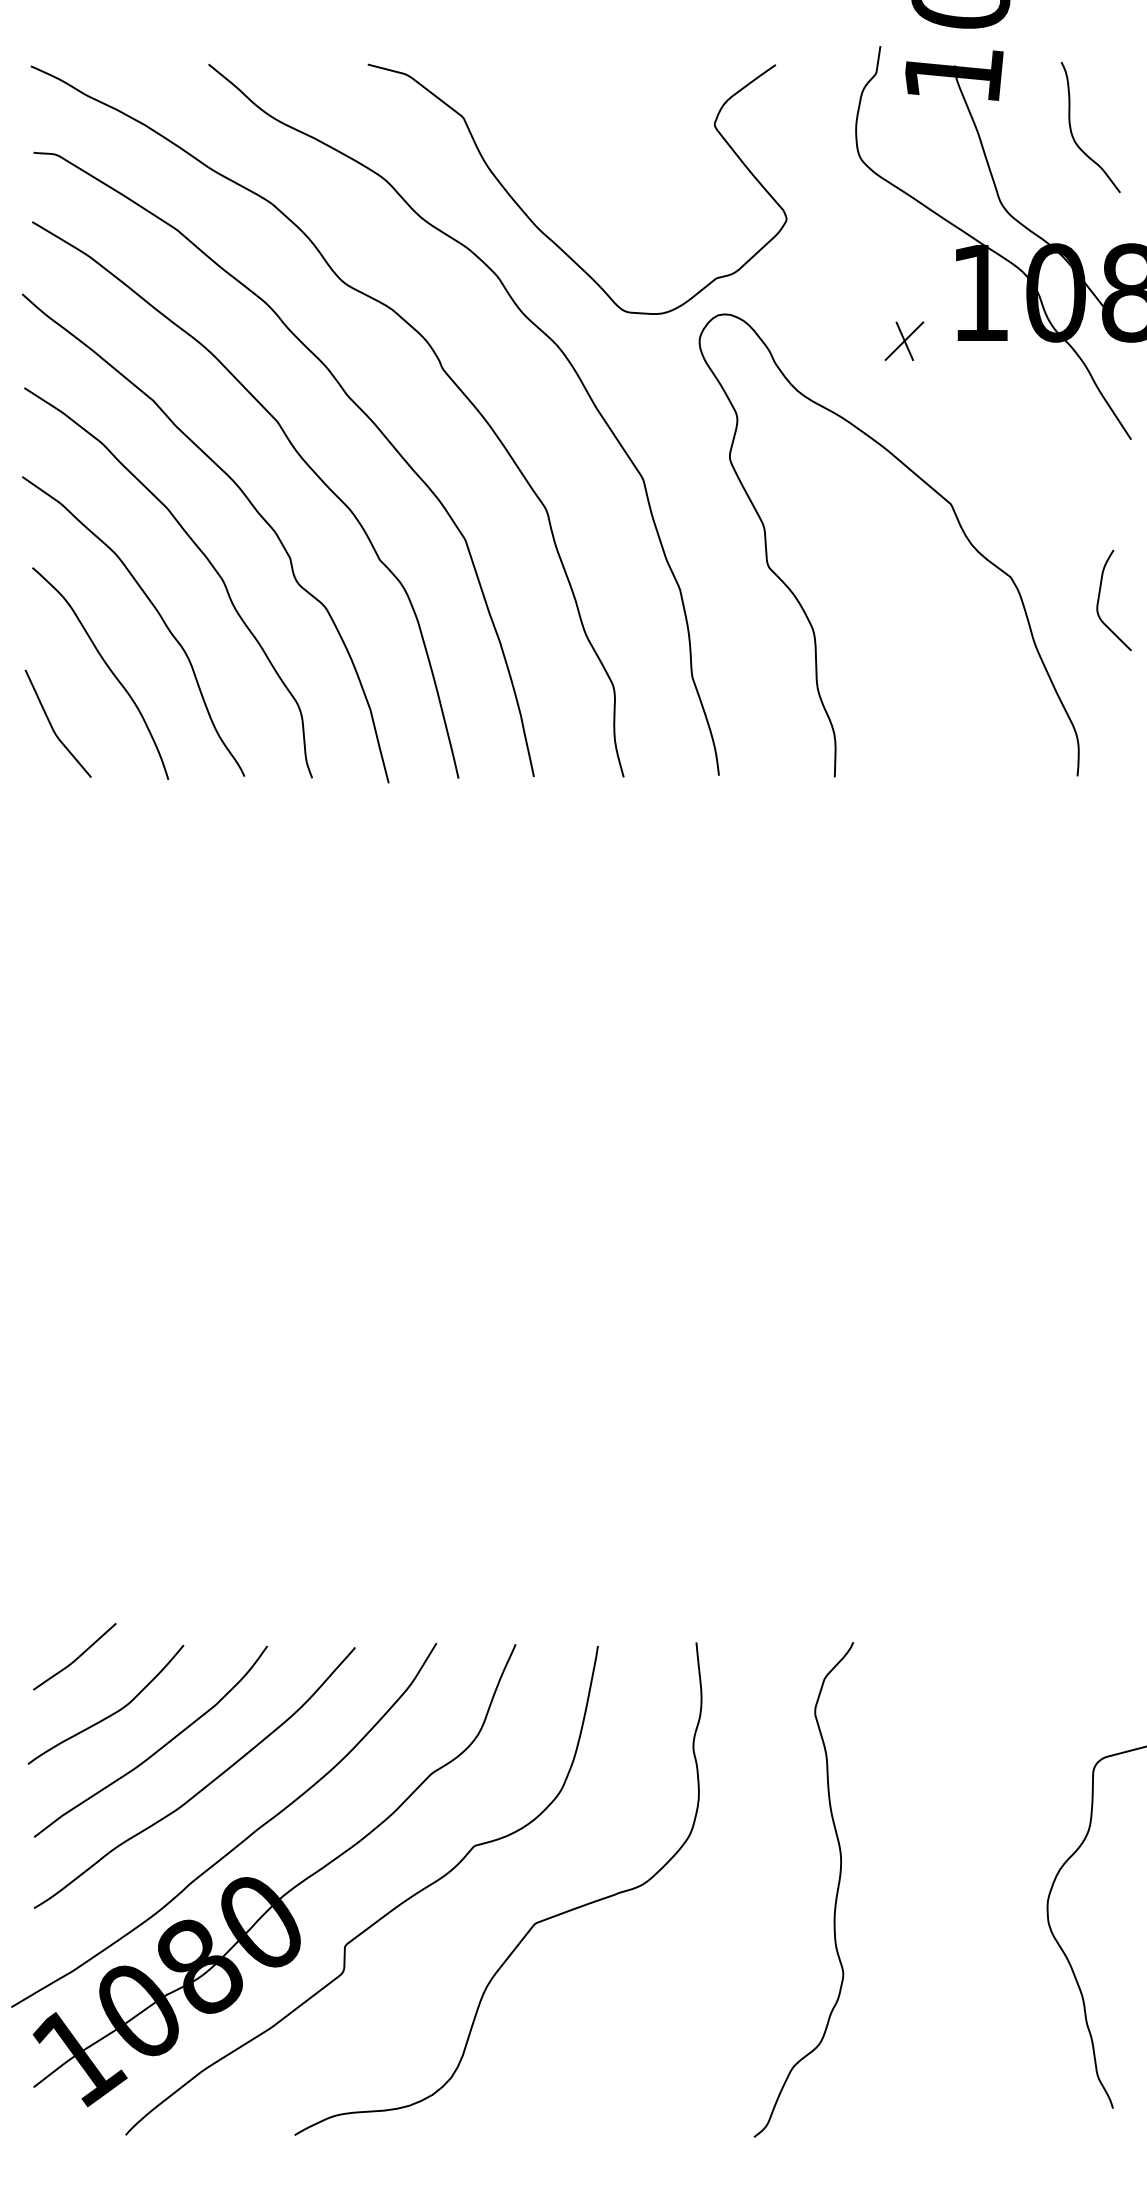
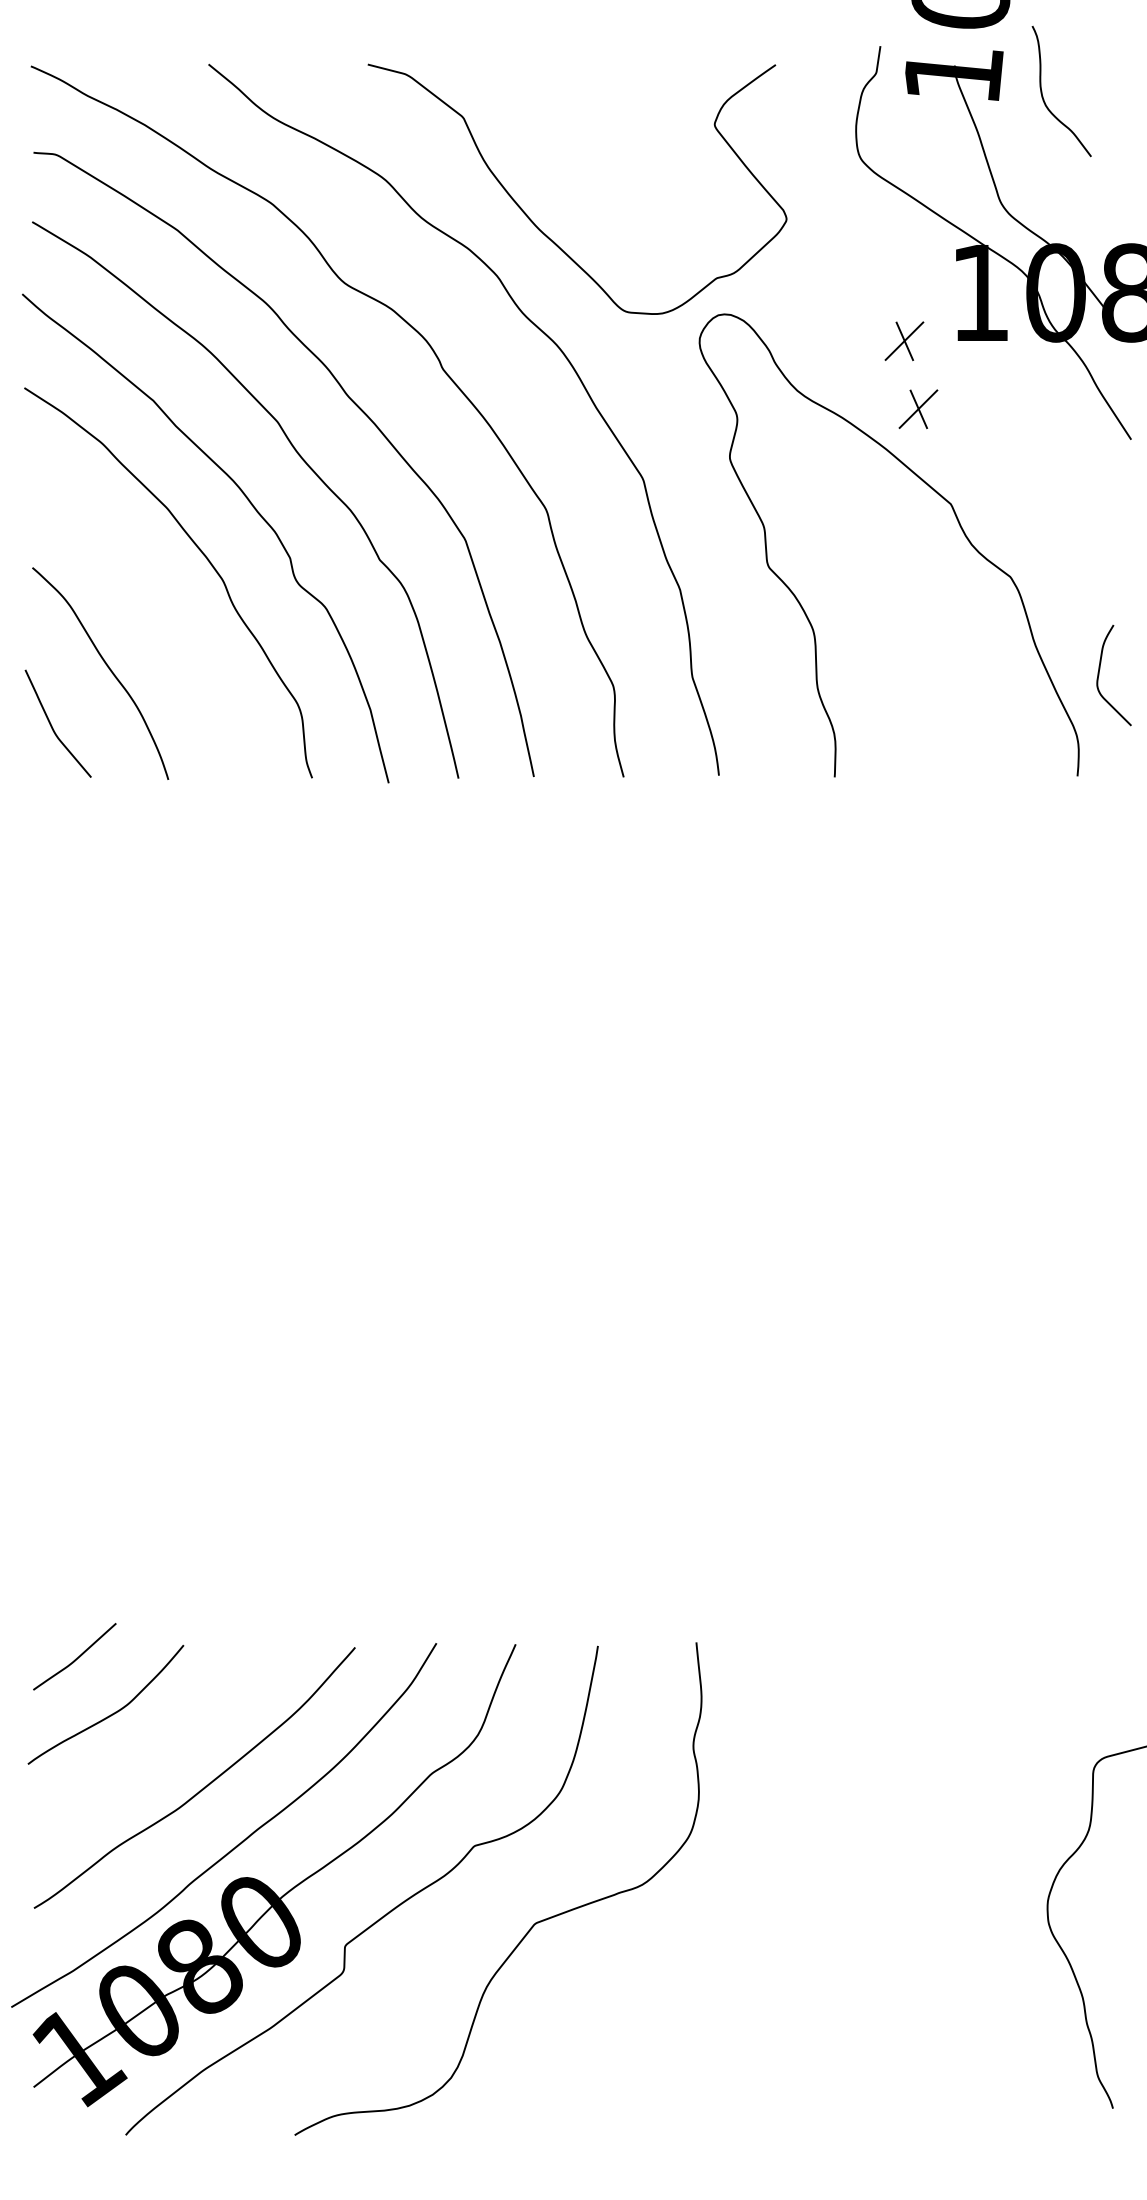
curve position: (1072, 132) -> (1043, 96) (1043, 96)
part: none -> present (918, 408)
curve position: (1099, 600) -> (1099, 675) (1099, 675)
curve: present -> none (155, 610)
curve: present -> none (156, 1750)
curve: present -> none (835, 1896)
